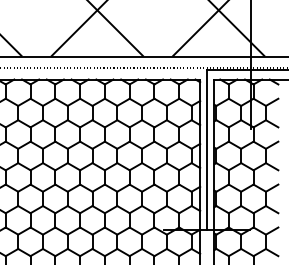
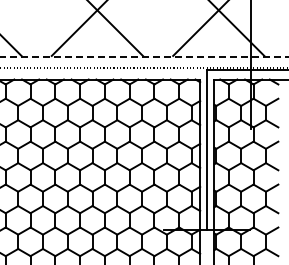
line: solid -> dashed (144, 56)
